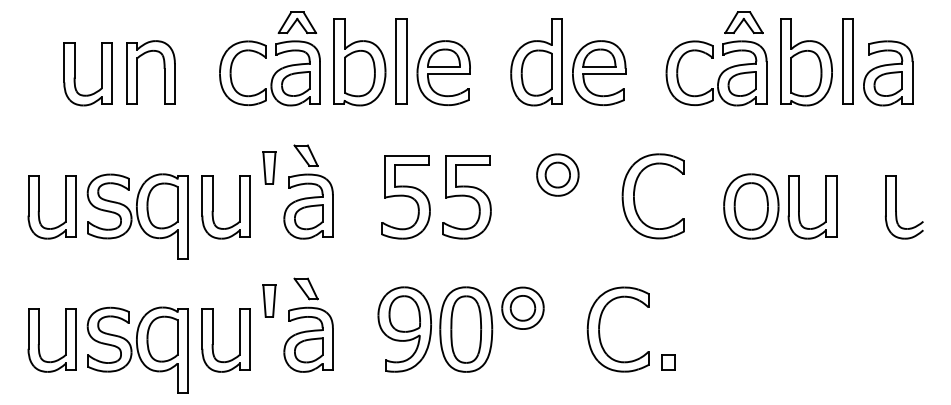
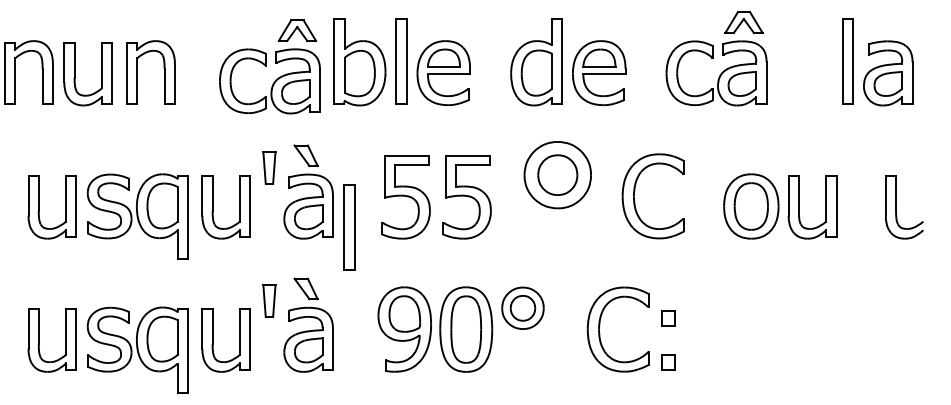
part position: (269, 58) -> (269, 66) (269, 66)
part: present -> none (806, 62)
part: none -> present (15, 72)
part size: 44x44 px -> 69x69 px (557, 175)
part: none -> present (349, 227)
part: none -> present (668, 318)
